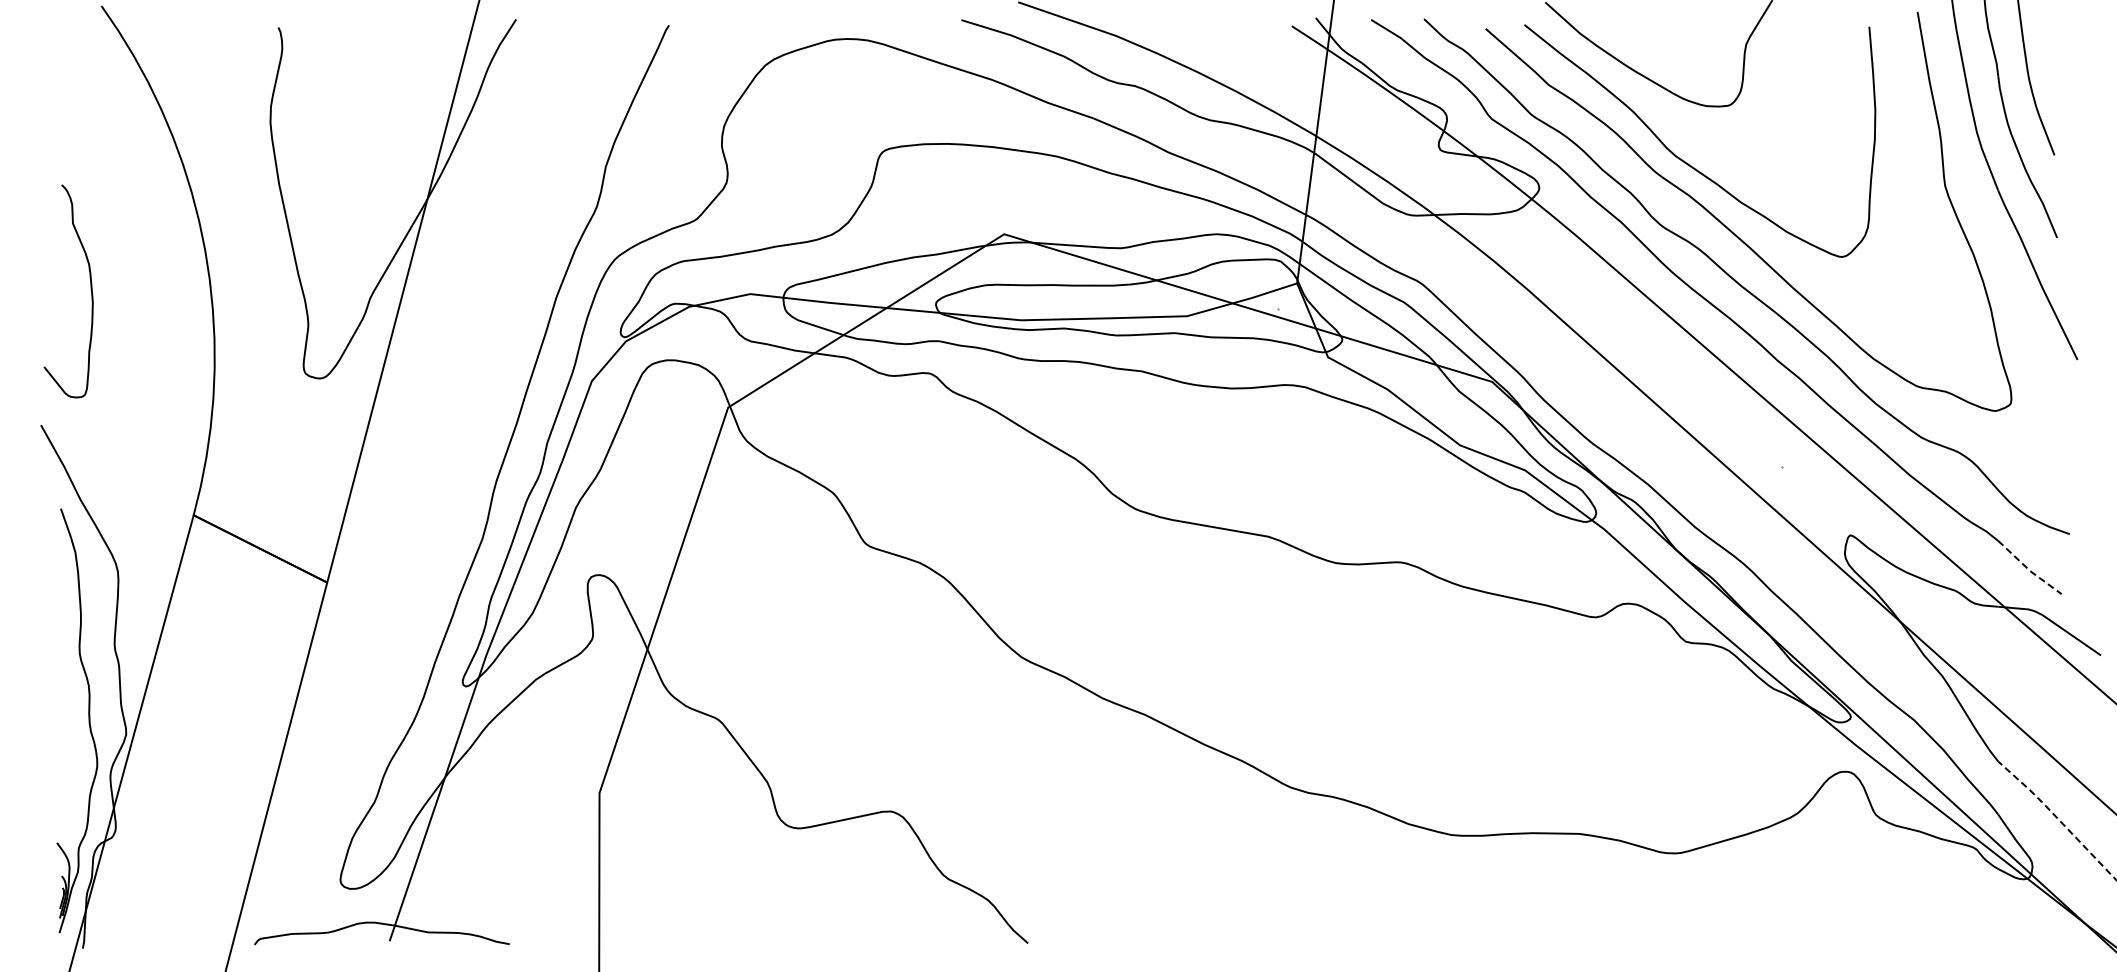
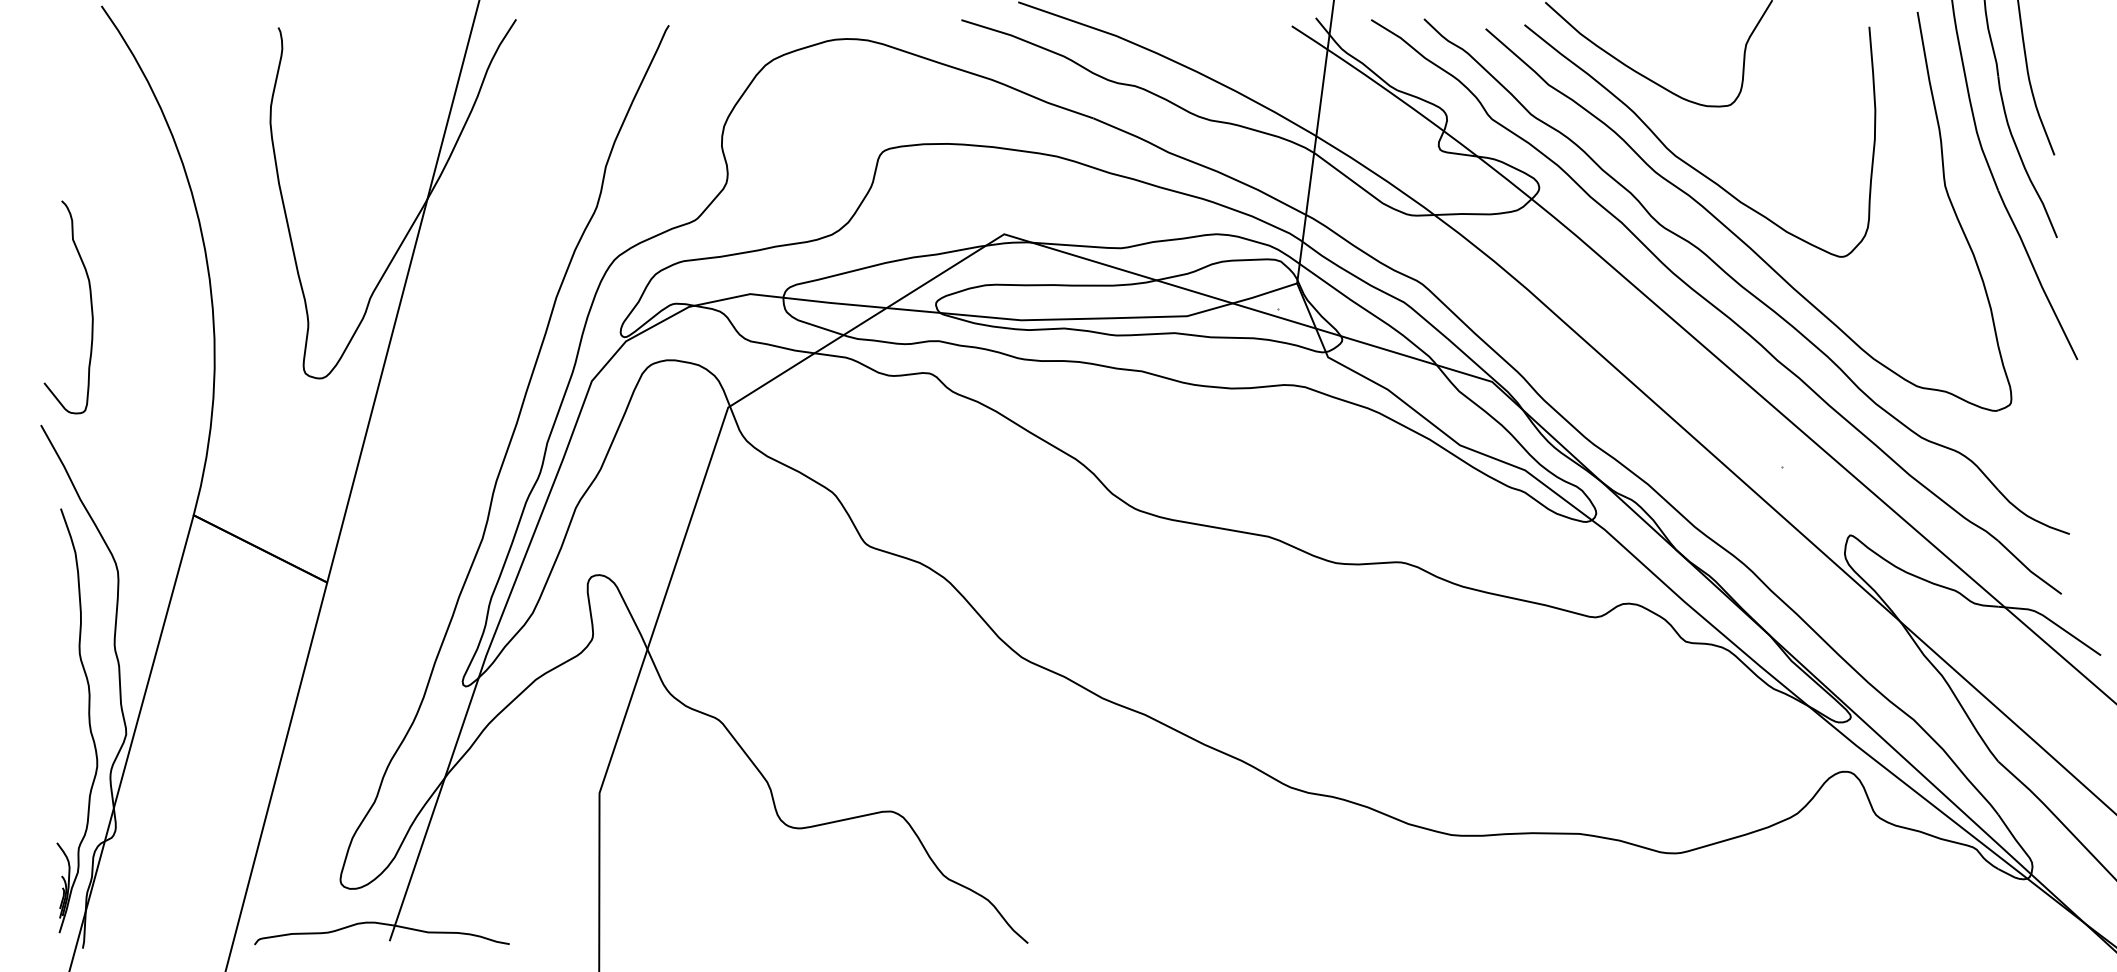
curve position: (90, 289) -> (90, 305) (90, 305)
line: dashed -> solid (2029, 570)
line: dashed -> solid (2057, 818)
